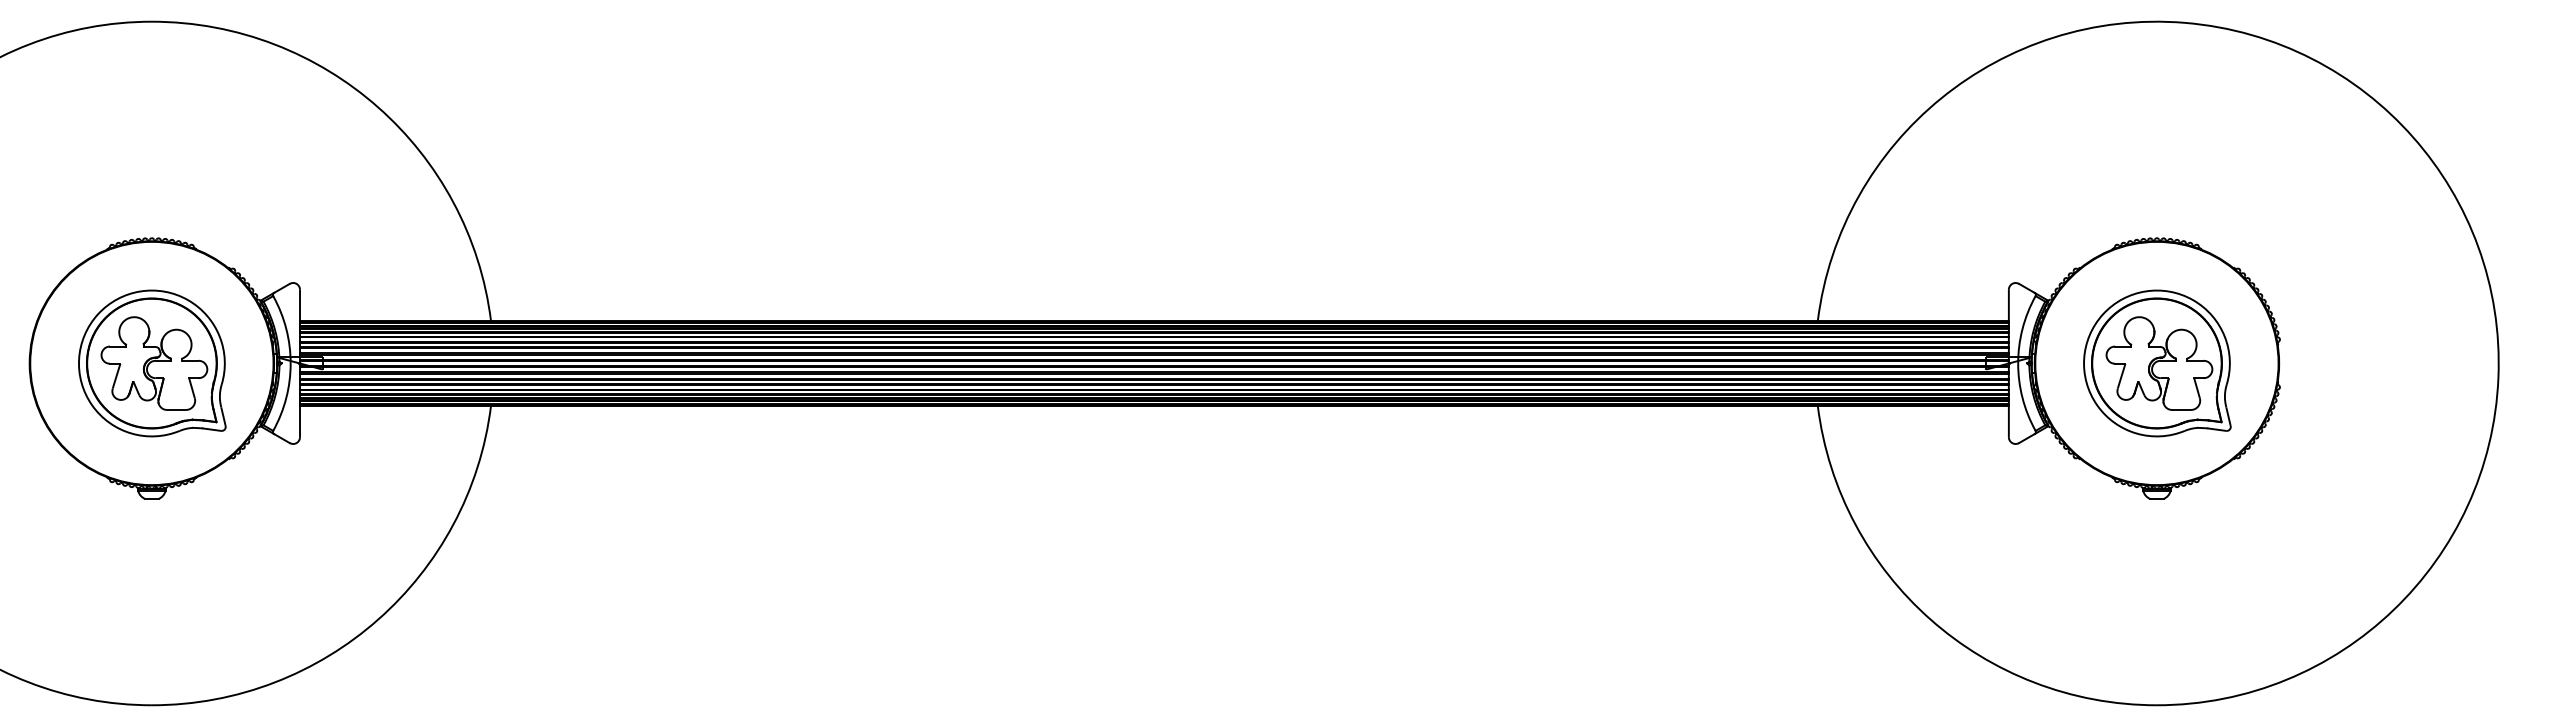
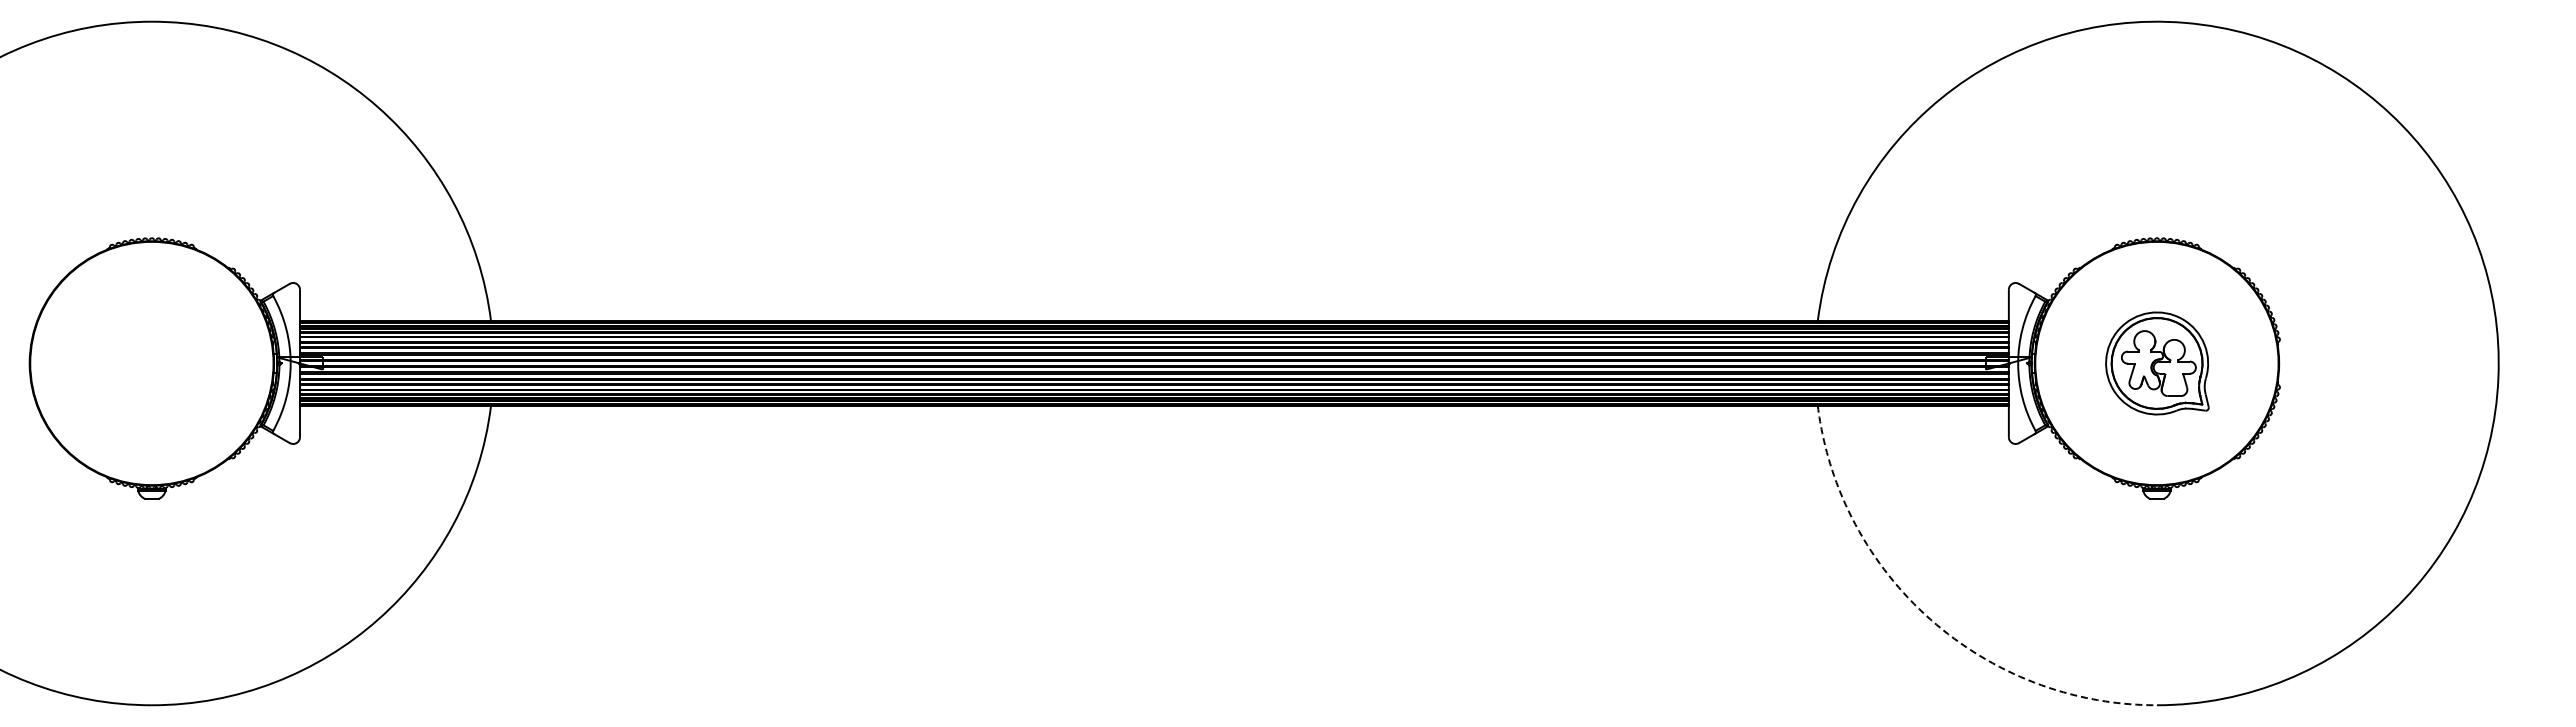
part: present -> none (152, 363)
part size: 149x149 px -> 105x105 px (2157, 363)
arc: solid -> dashed (1930, 619)
